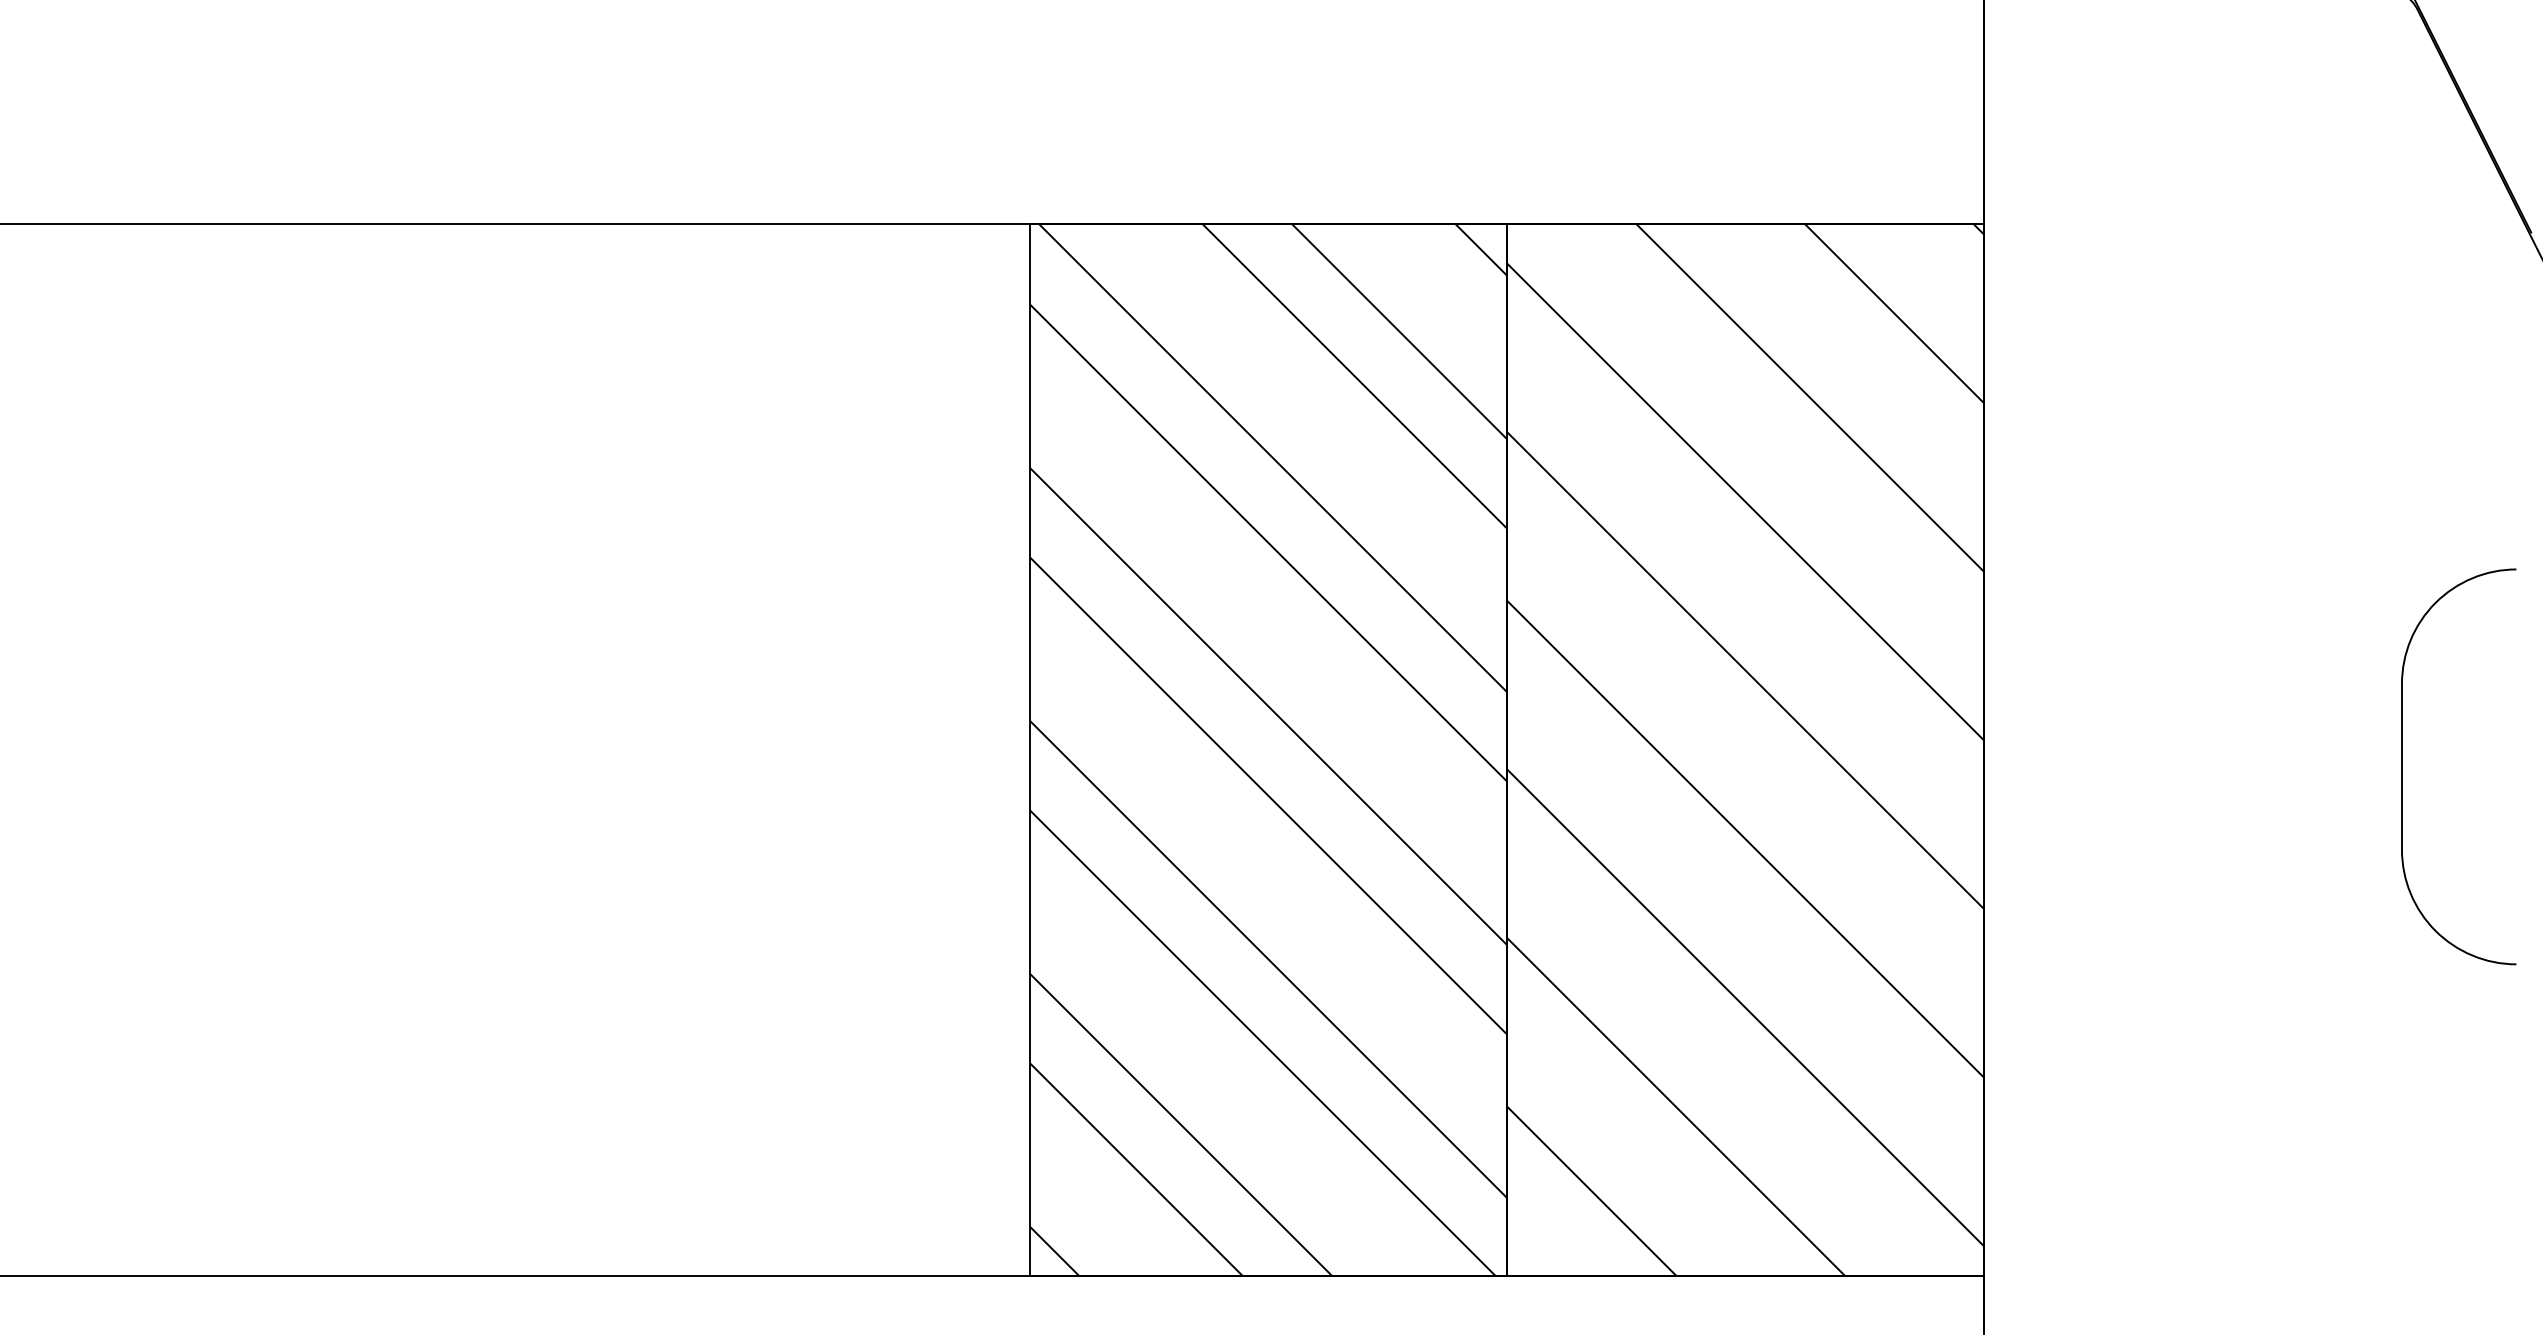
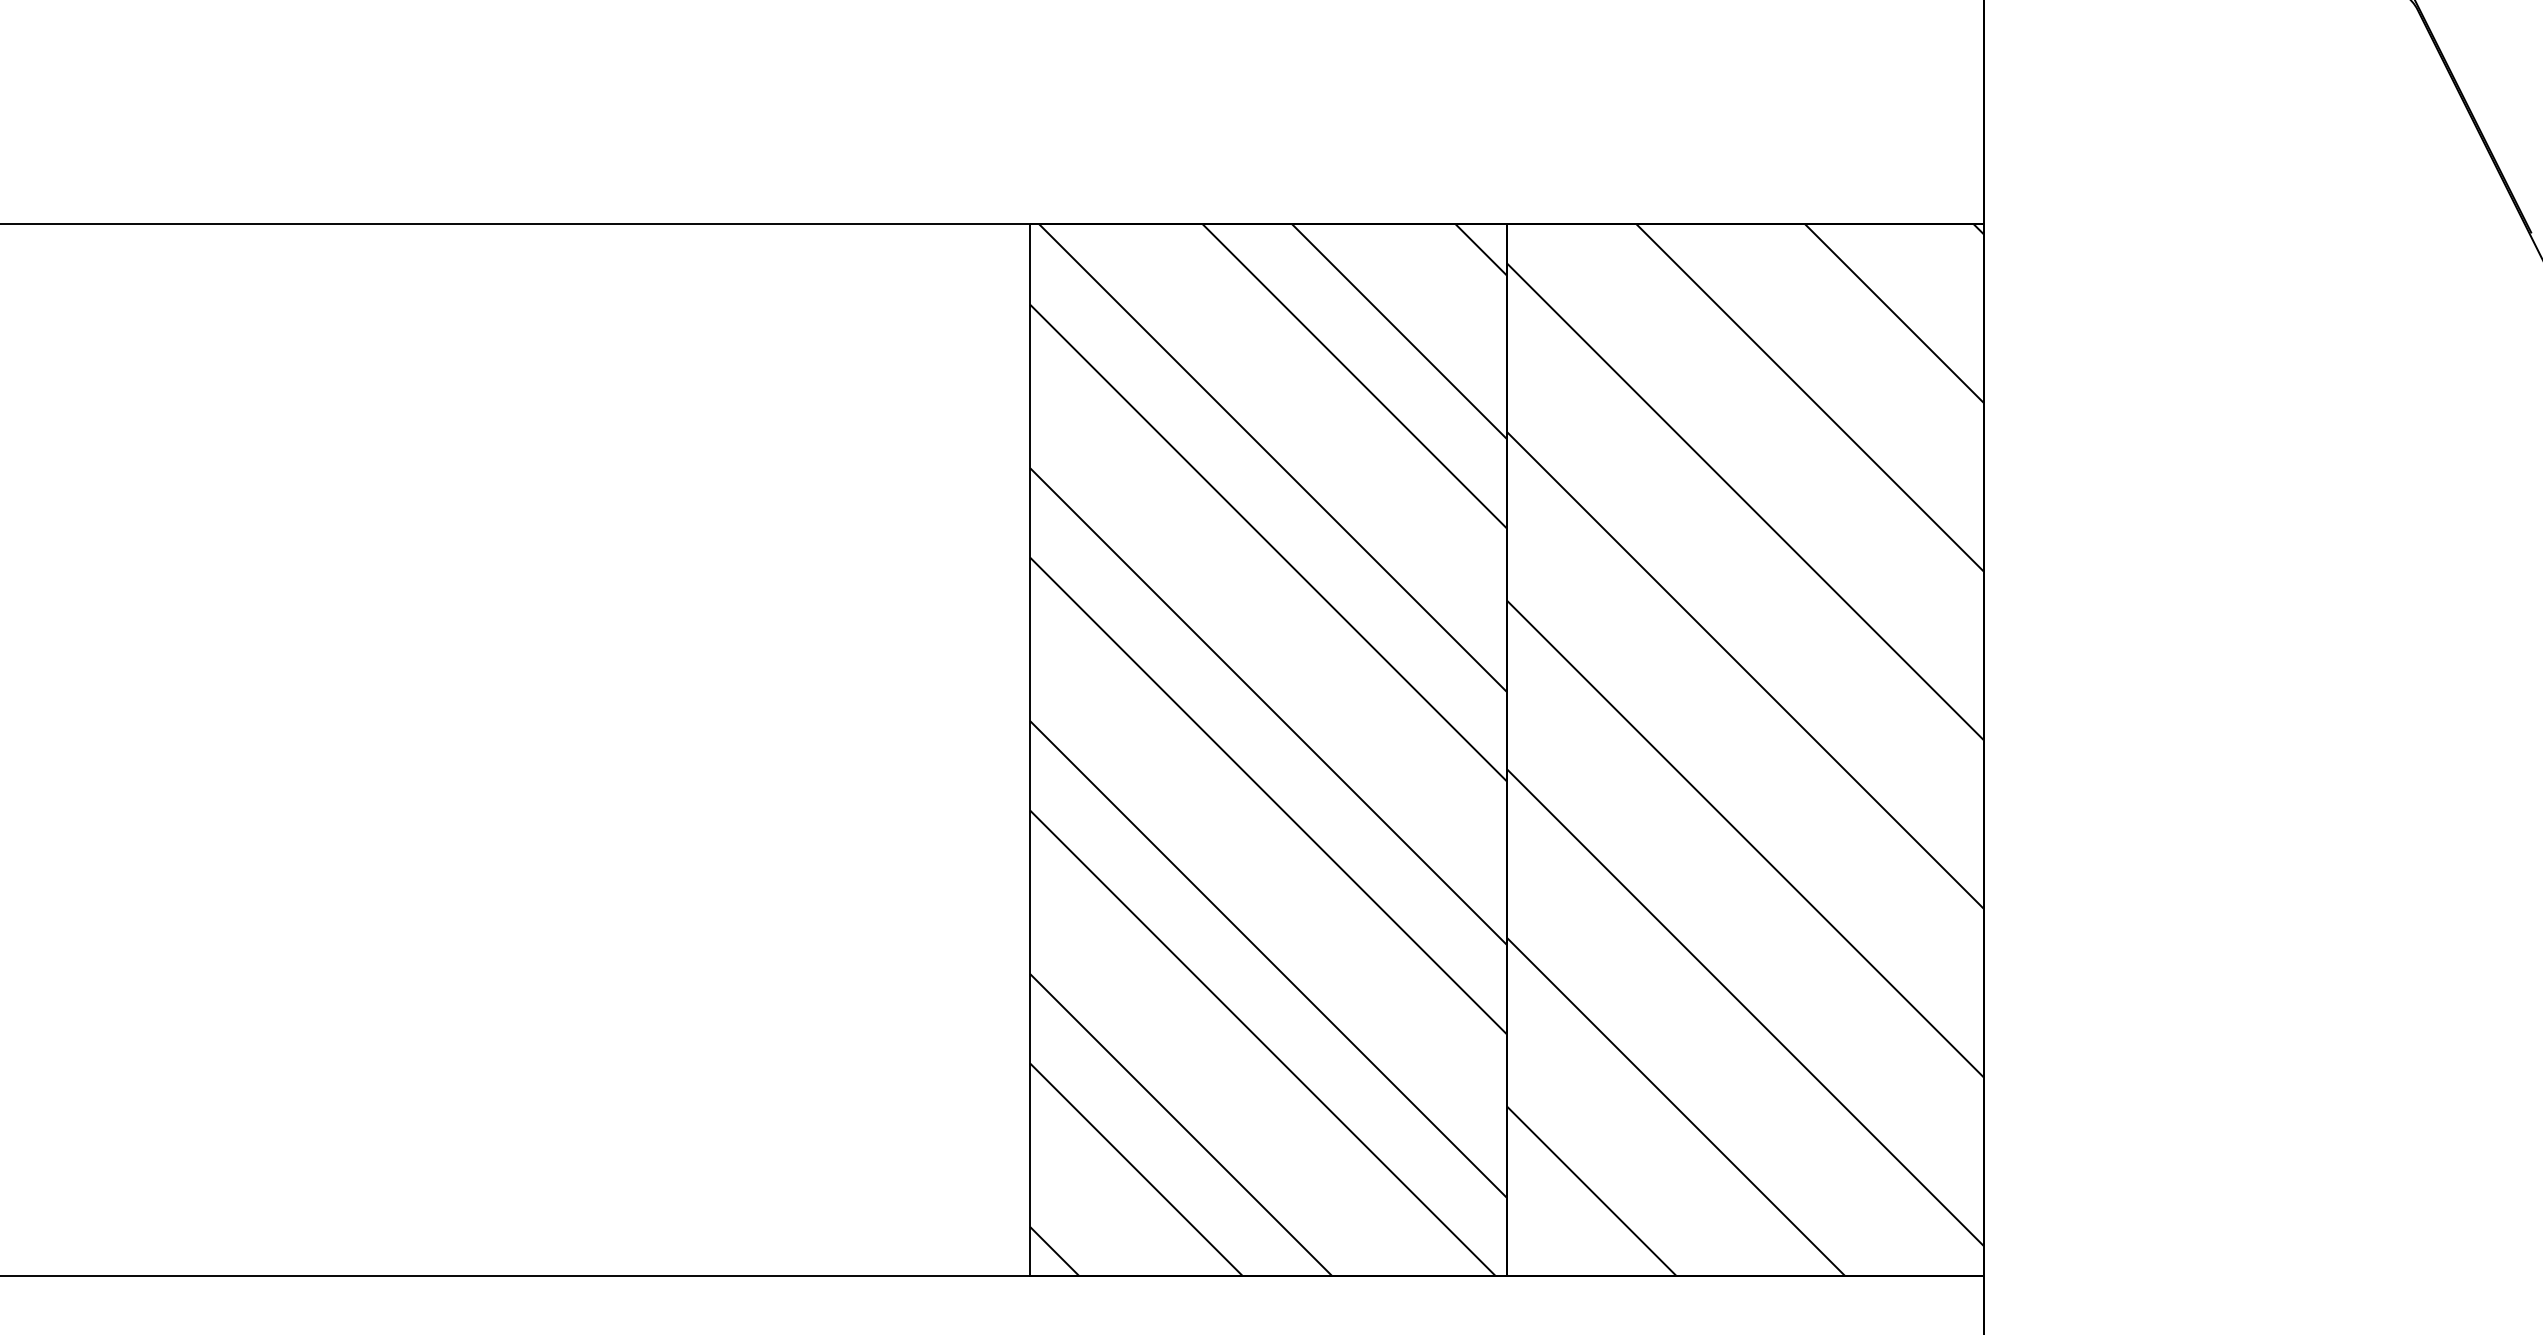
curve: present -> none (2402, 766)
